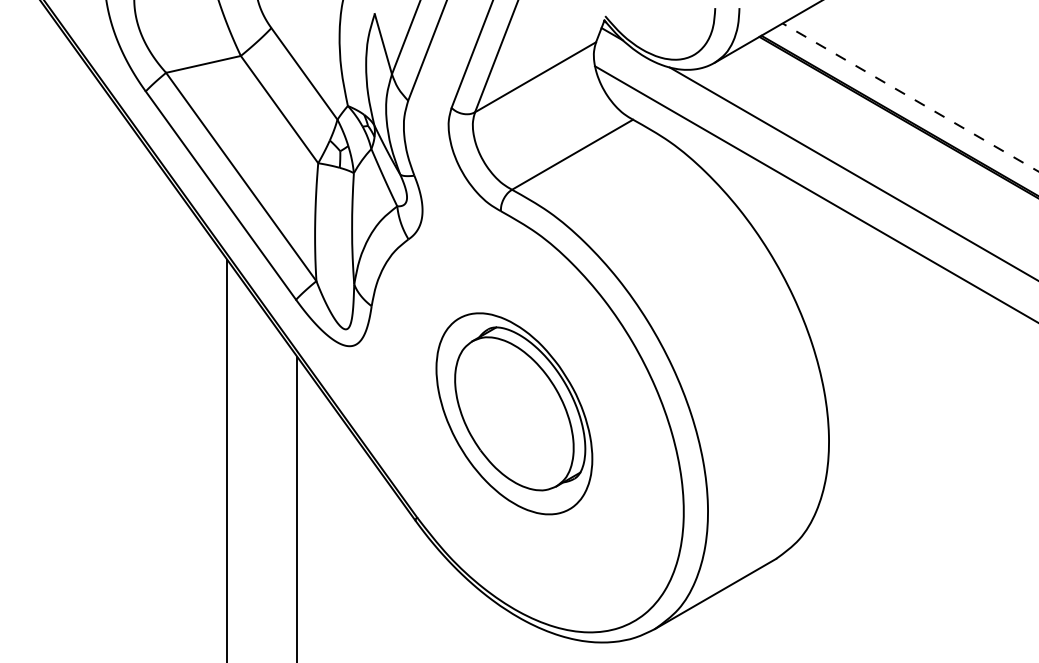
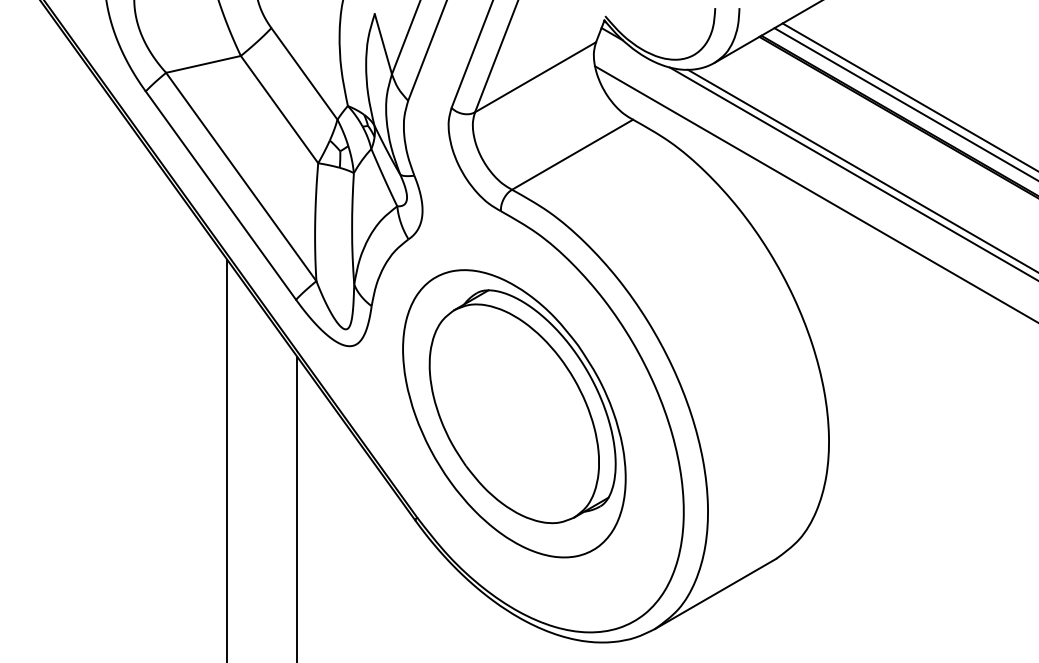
line: dashed -> solid (910, 97)
line: none -> present (904, 103)
line: none -> present (861, 169)
part size: 159x204 px -> 225x290 px (514, 413)
